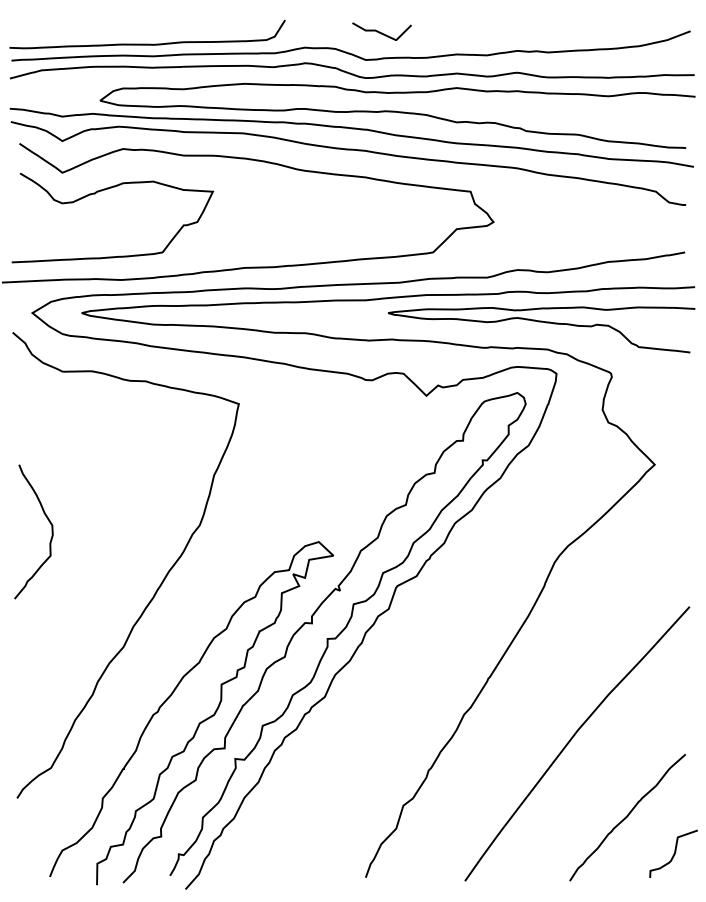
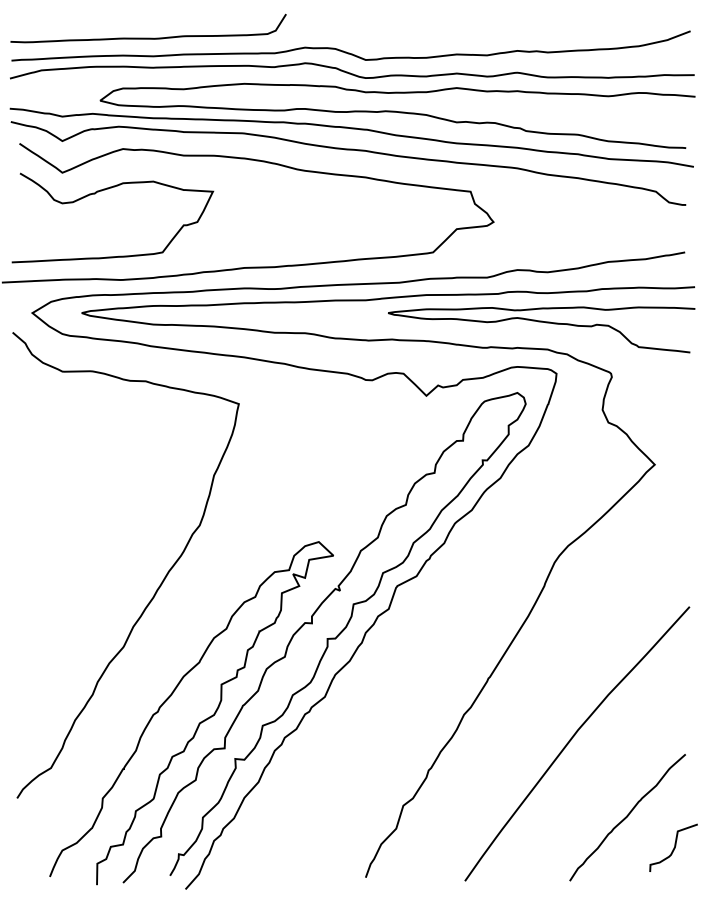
curve: present -> none (380, 31)
curve position: (147, 43) -> (148, 37) (148, 37)
curve: present -> none (51, 531)
curve position: (673, 853) -> (673, 847) (673, 847)
